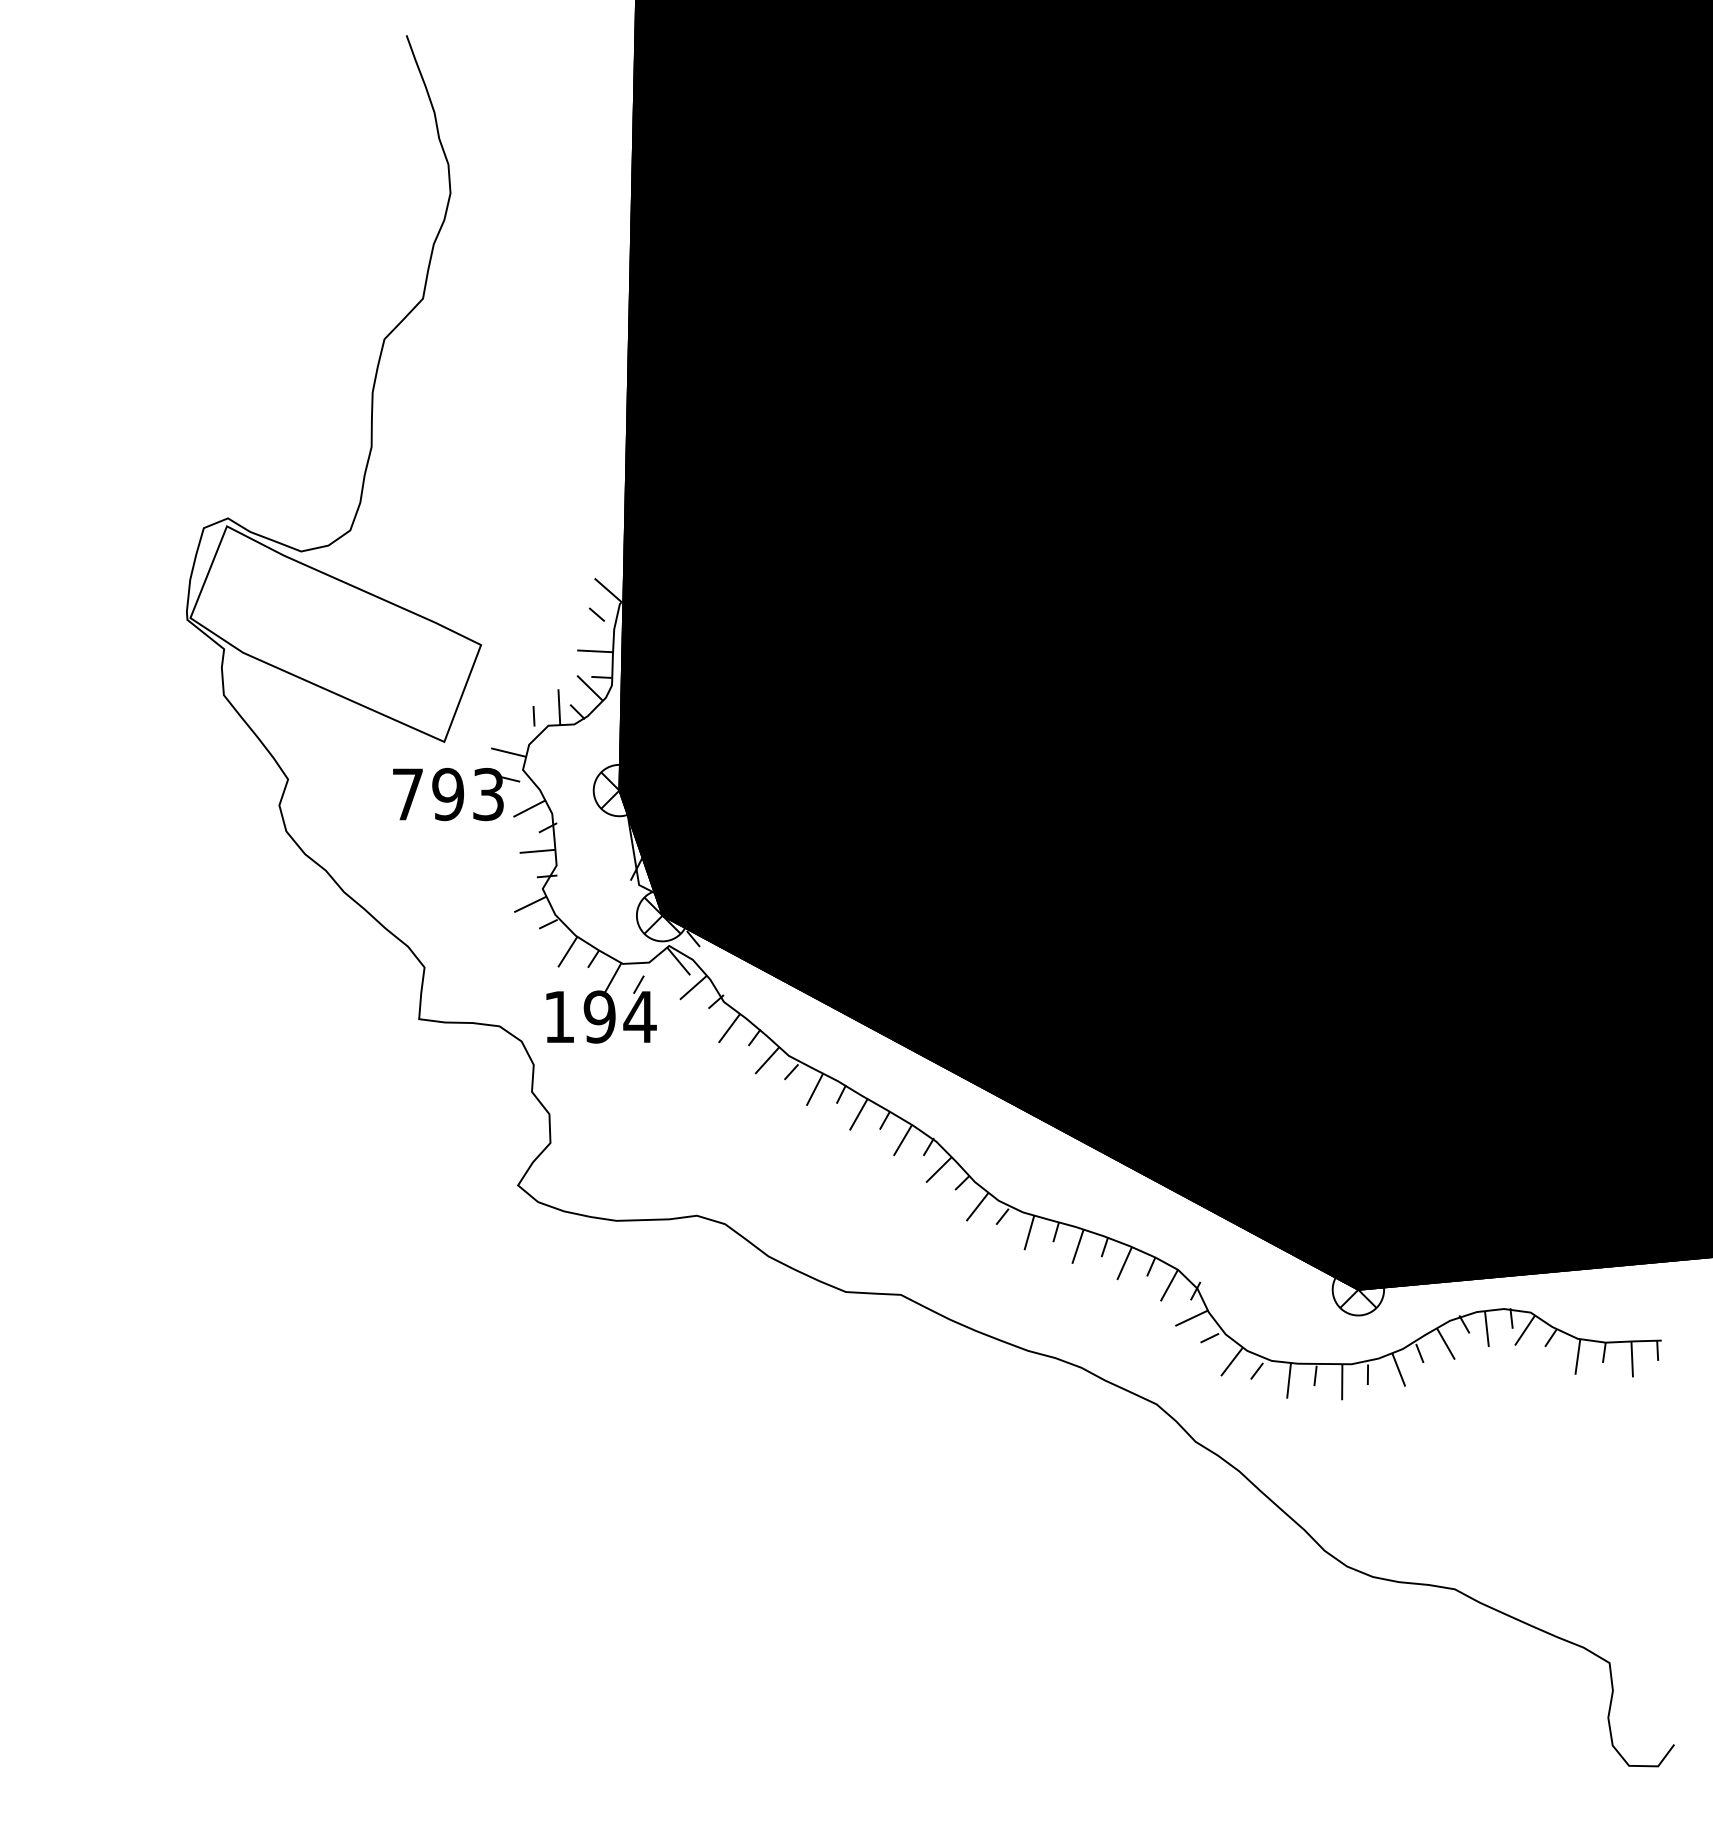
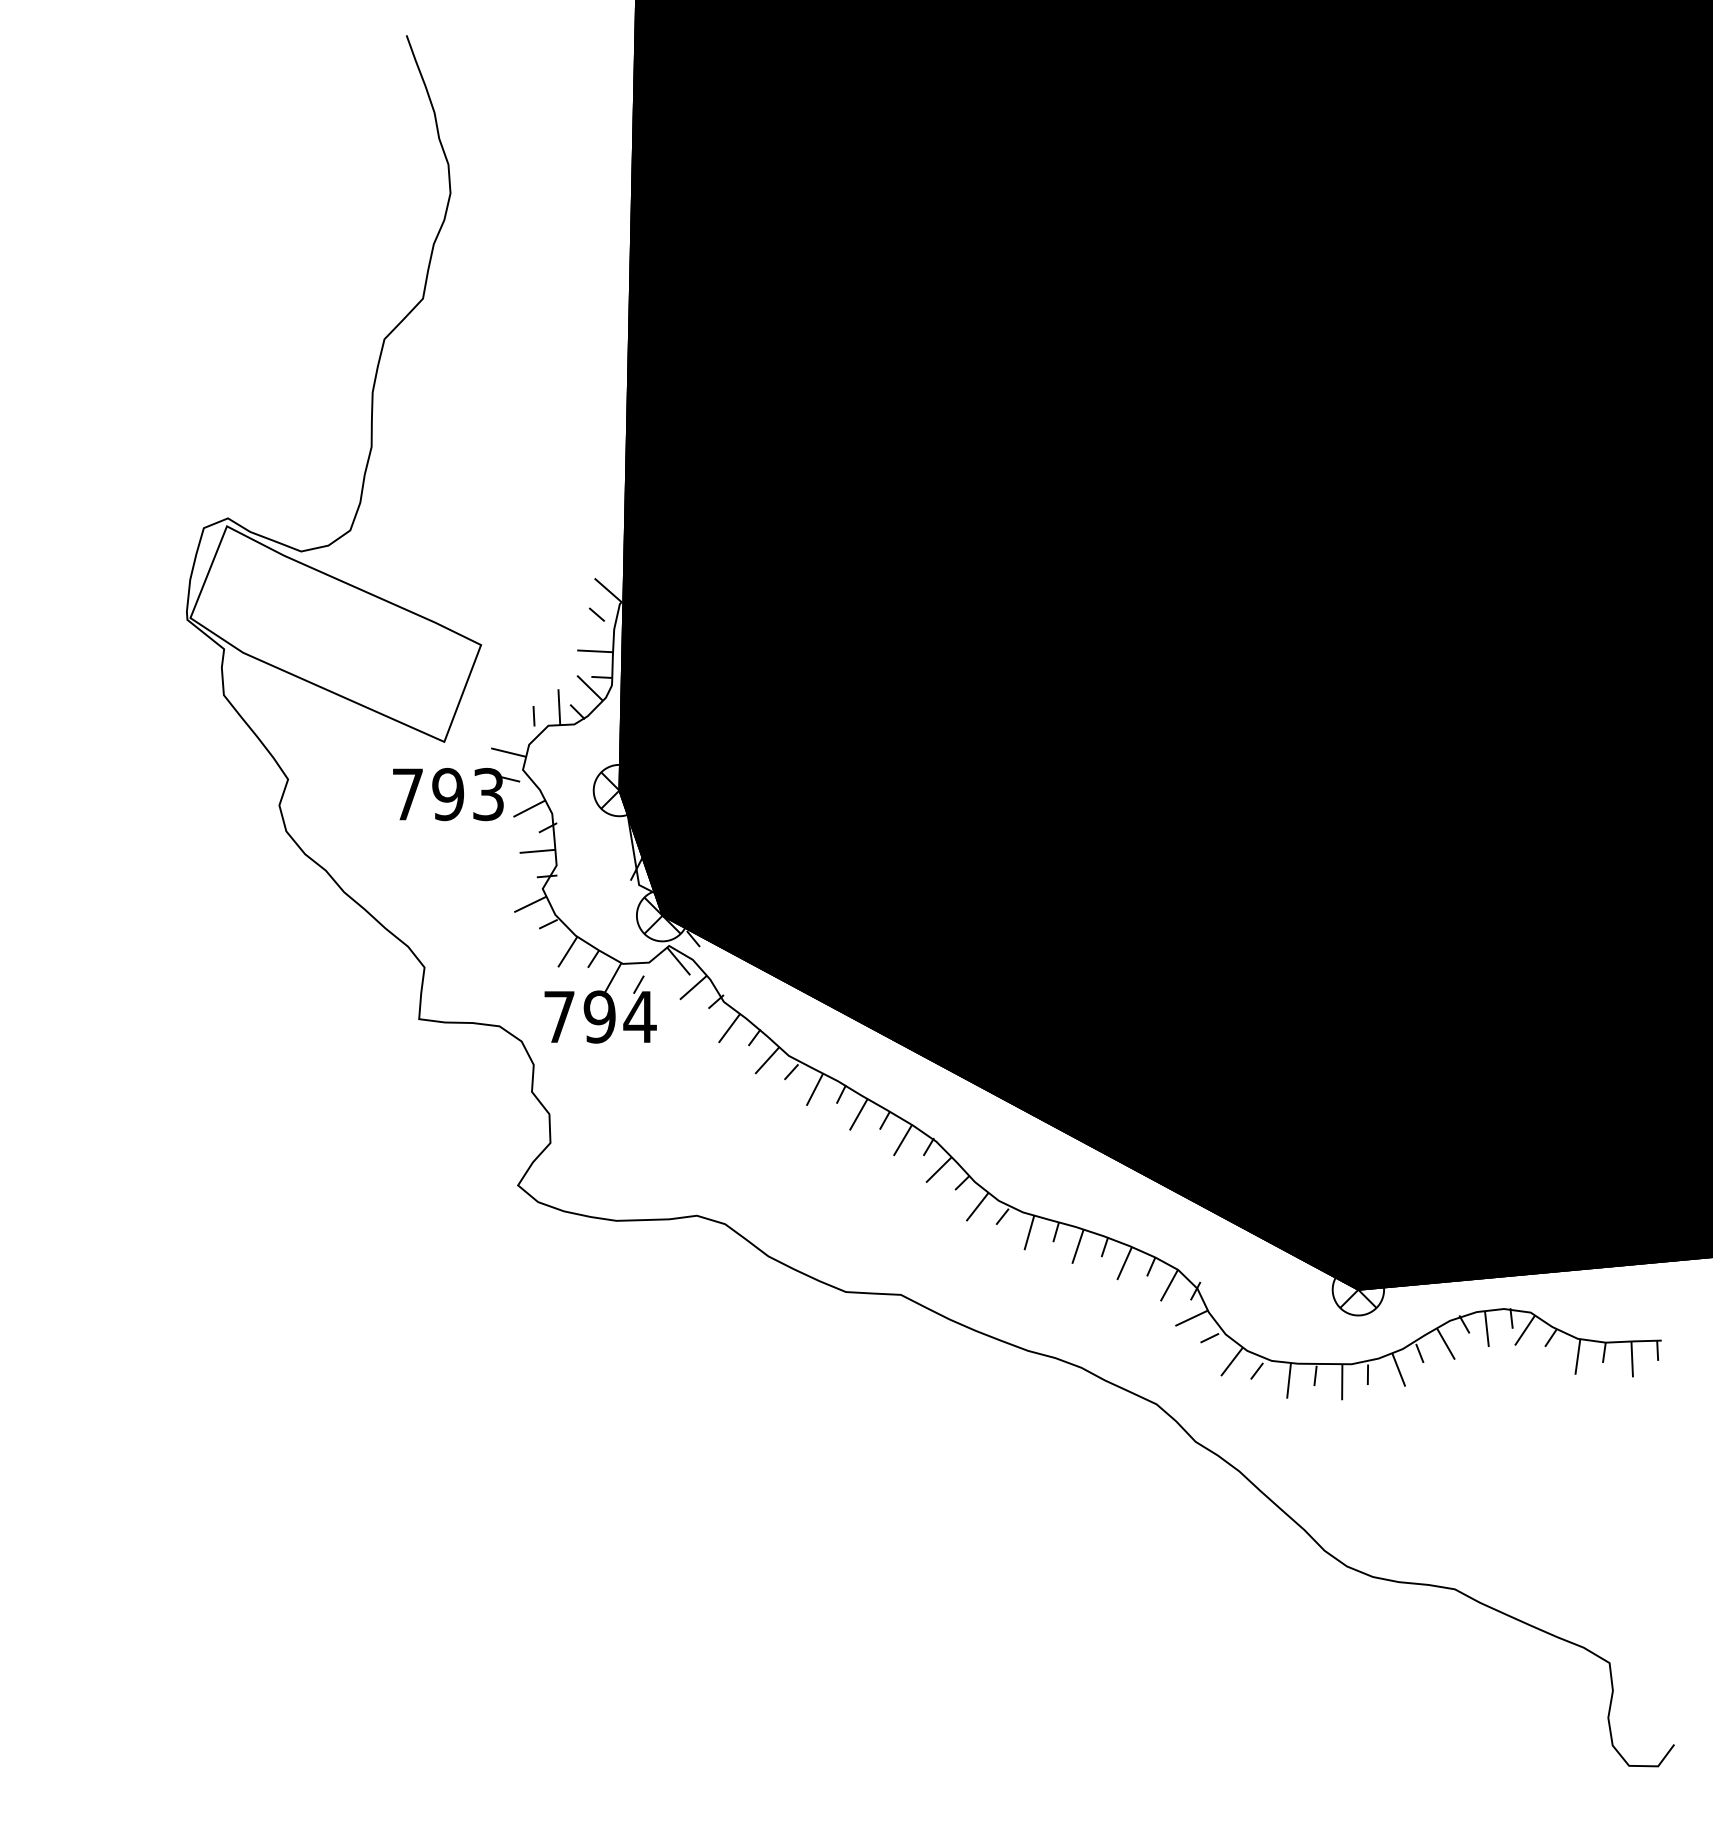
text: 194 -> 794 (559, 1016)
